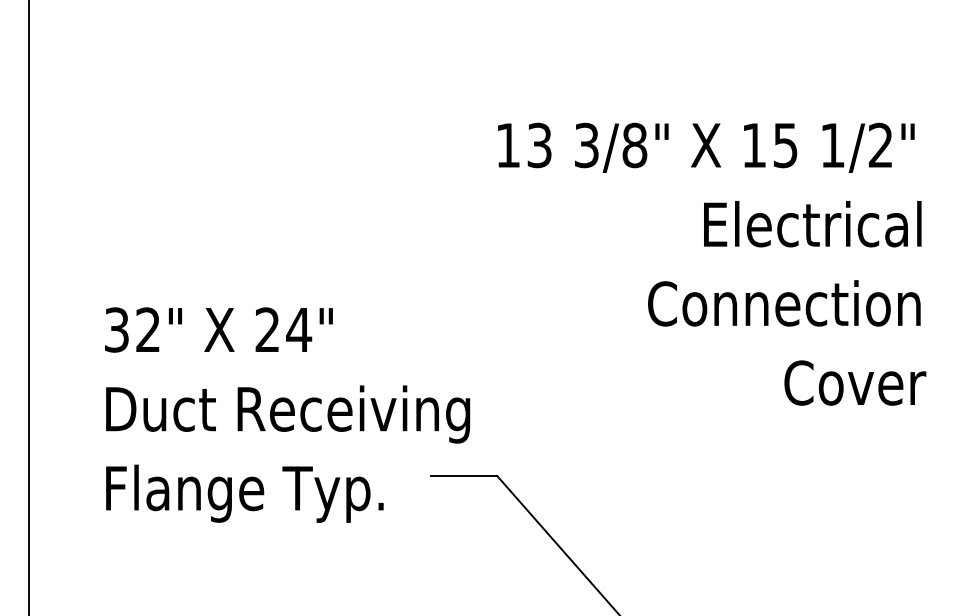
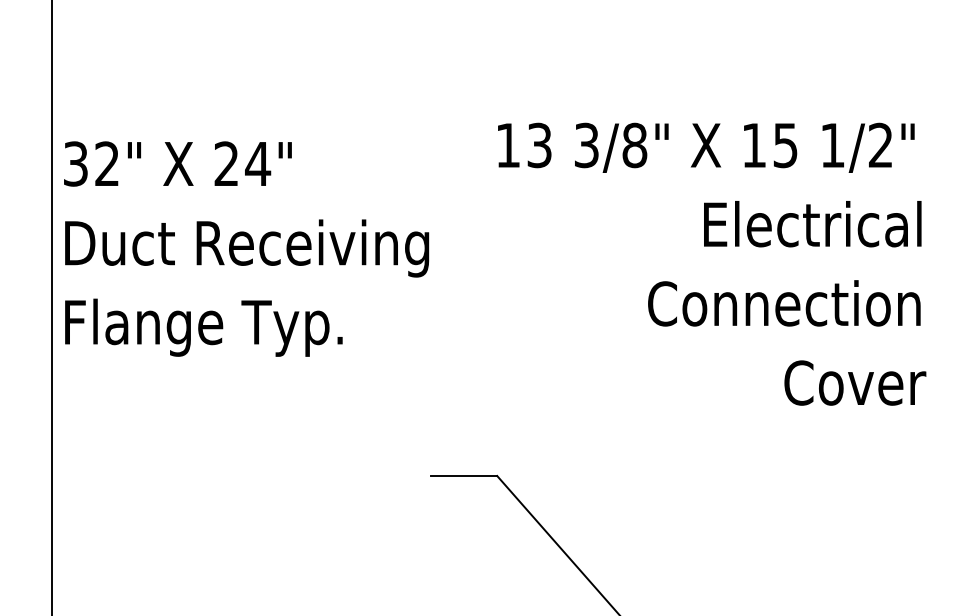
line position: (28, 307) -> (51, 307) (51, 307)
text position: (287, 414) -> (246, 248) (246, 248)
